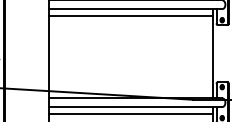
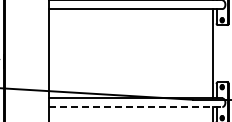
line: present -> none (130, 15)
line: solid -> dashed (135, 107)
line: present -> none (130, 113)
